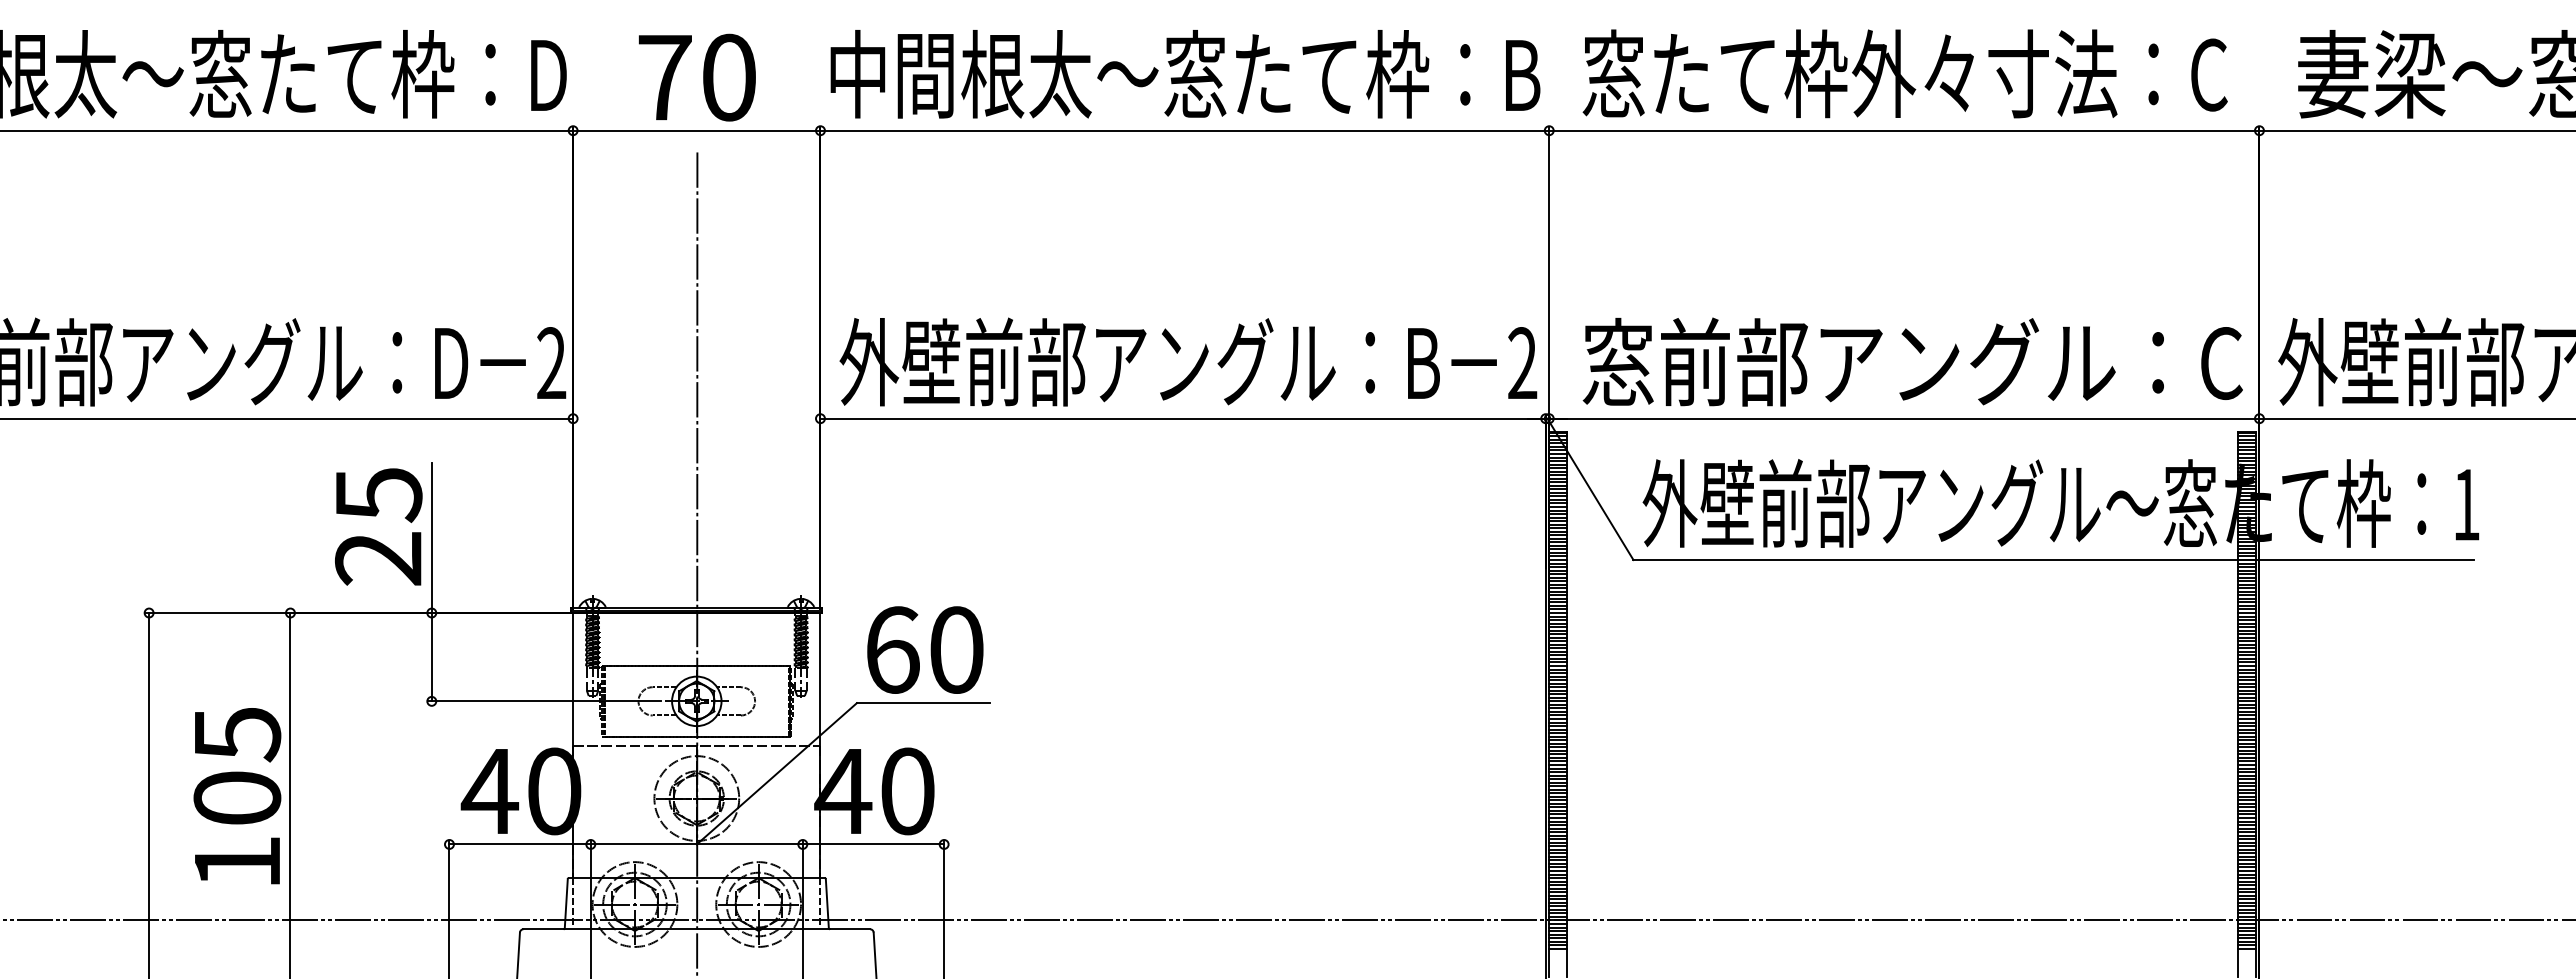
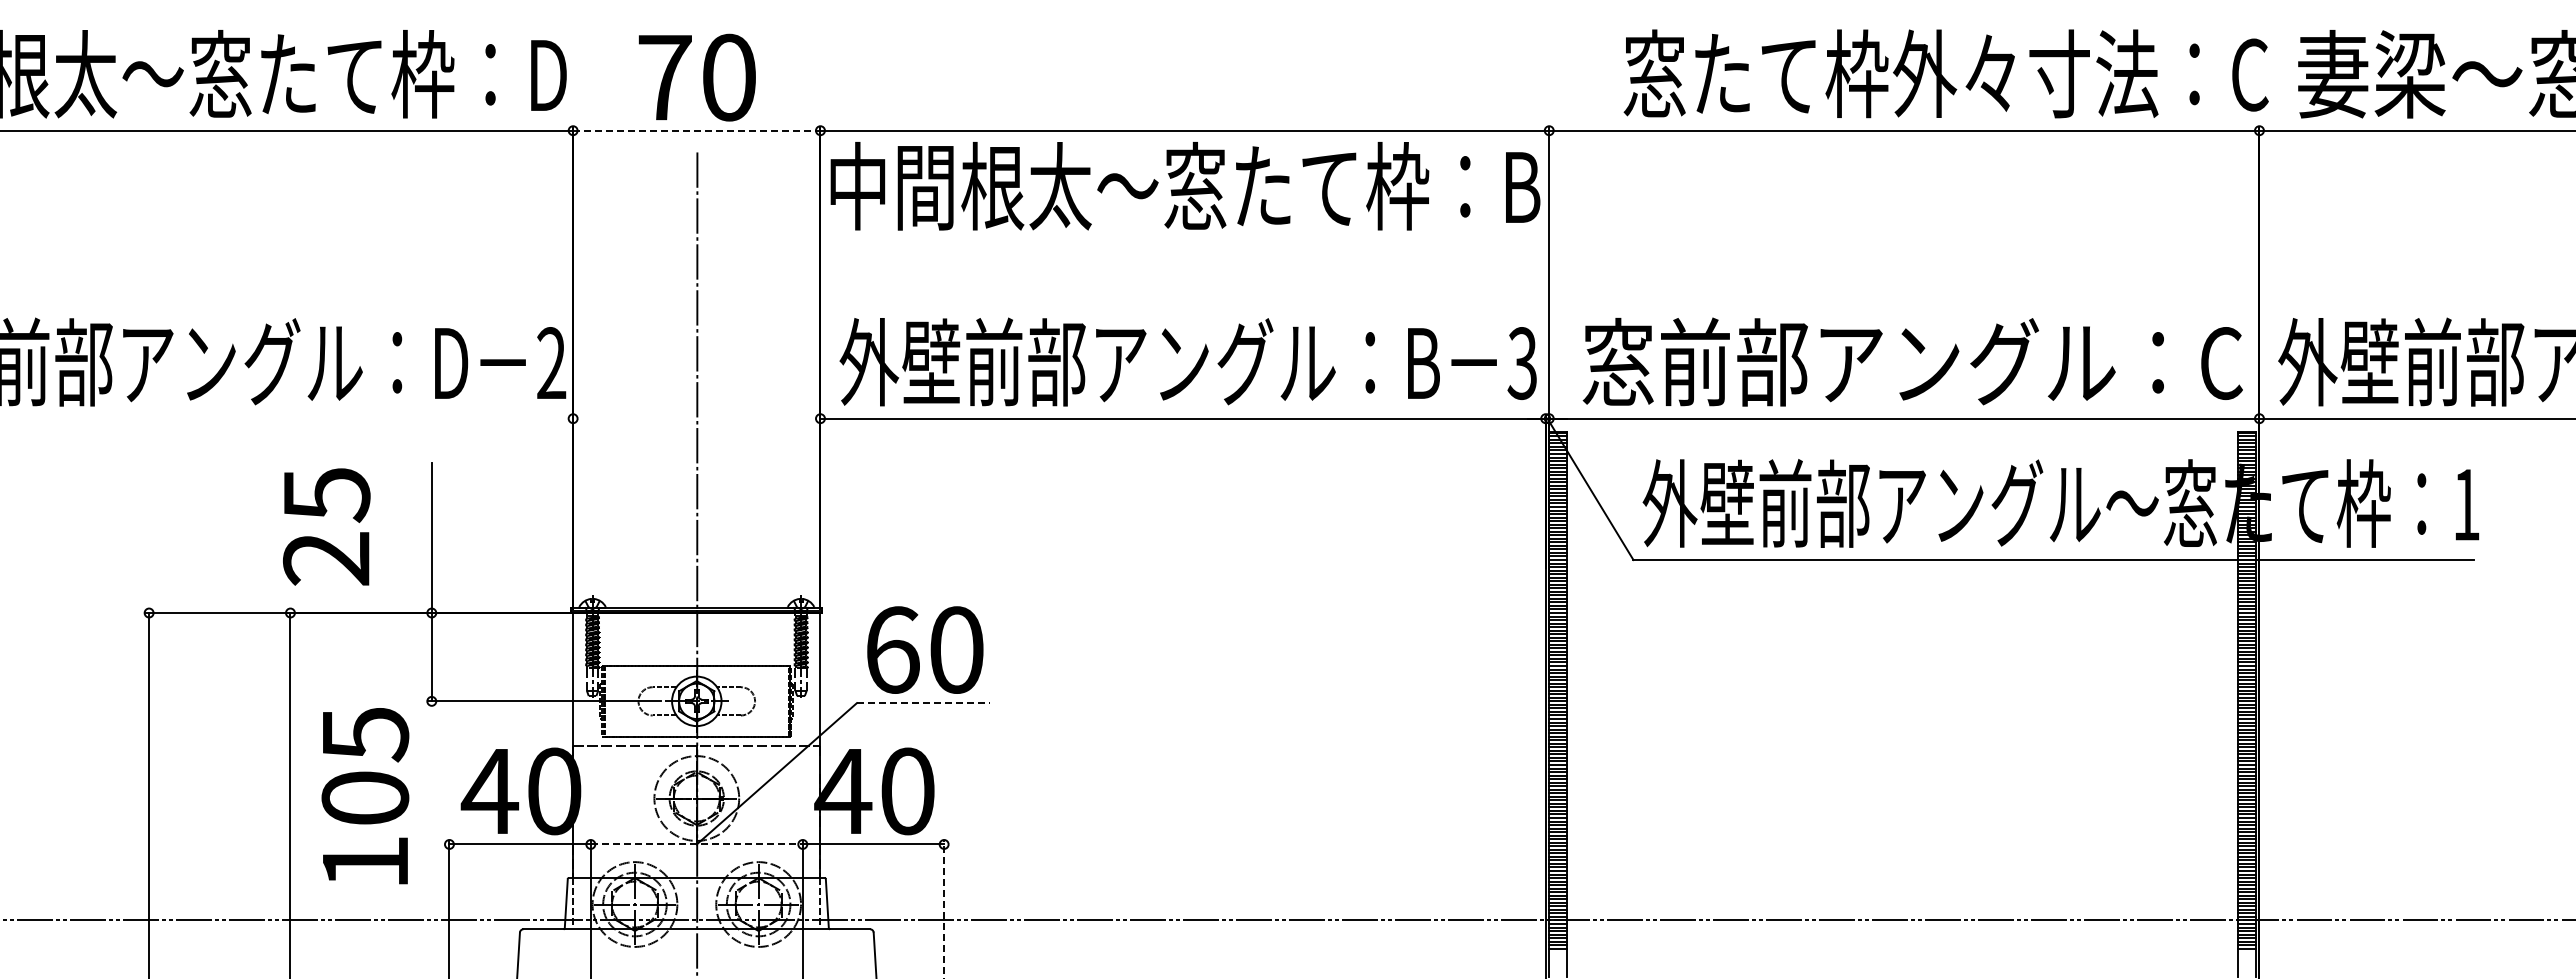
text position: (1904, 73) -> (1945, 73) (1945, 73)
text position: (1185, 74) -> (1185, 186) (1185, 186)
line: solid -> dashed (696, 130)
text: 2 -> 3 (1522, 363)
line: present -> none (287, 418)
text position: (378, 526) -> (326, 526) (326, 526)
line: solid -> dashed (923, 703)
text position: (237, 796) -> (365, 796) (365, 796)
line: solid -> dashed (697, 844)
line: solid -> dashed (944, 909)
